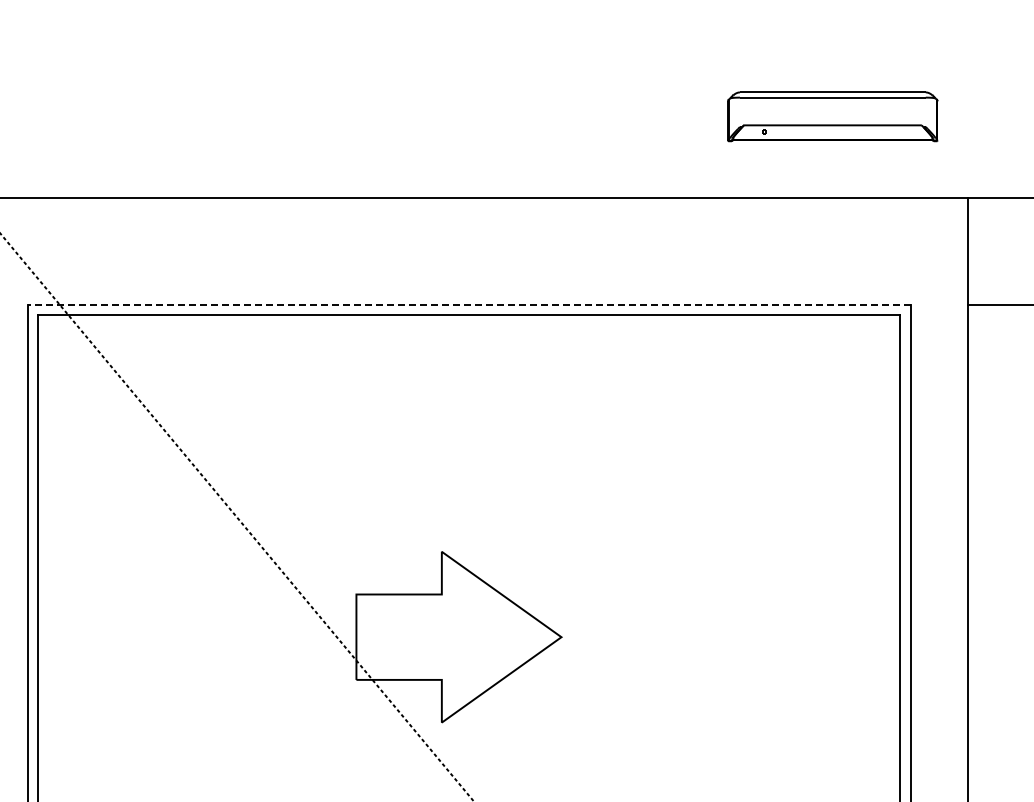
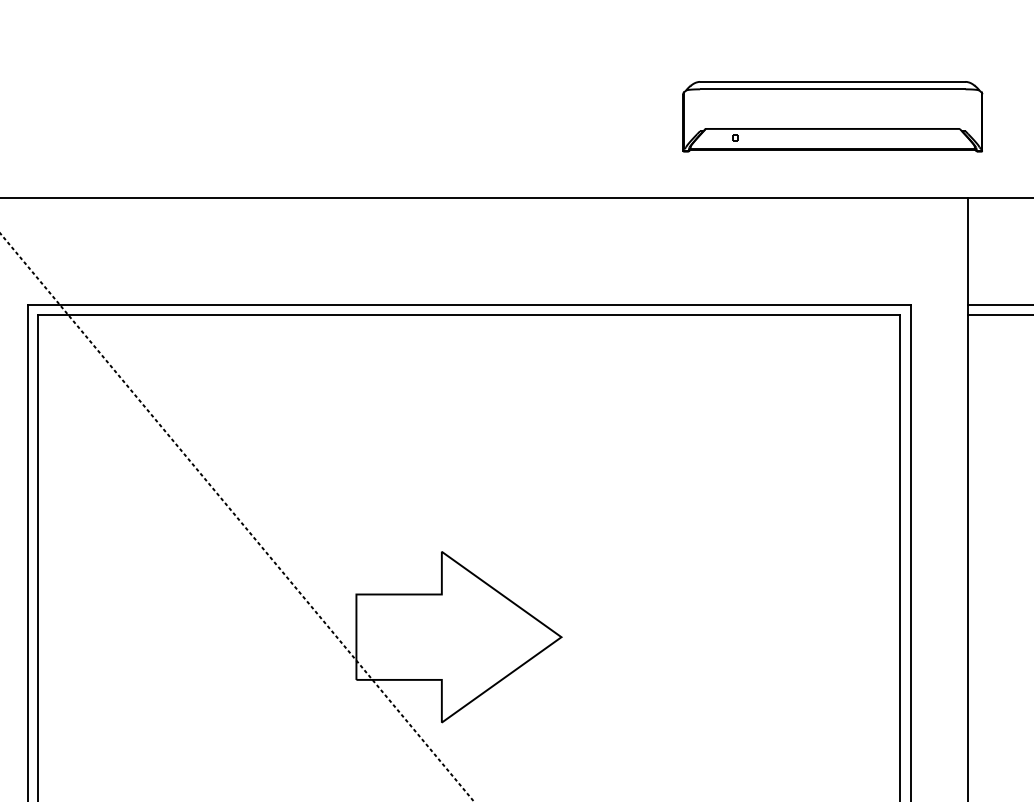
part size: 212x52 px -> 302x72 px (832, 116)
line: dashed -> solid (469, 304)
line: none -> present (998, 315)
